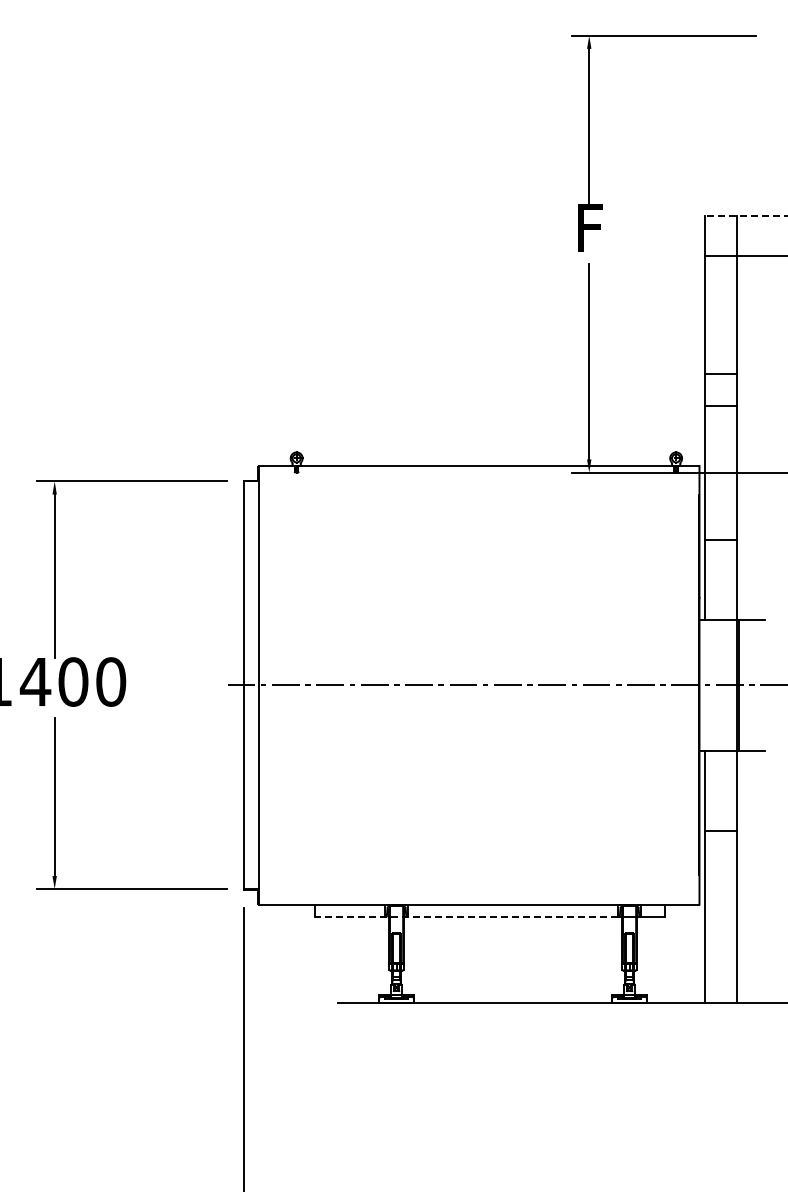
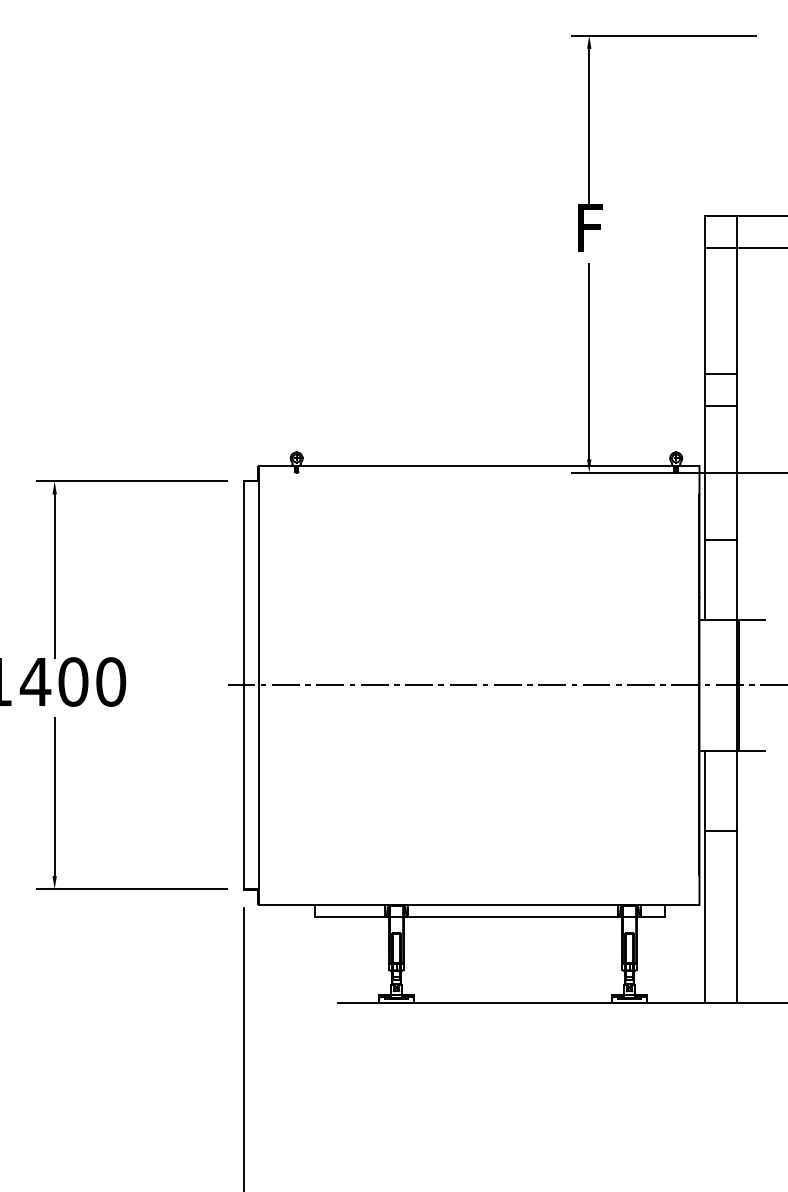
line: dashed -> solid (746, 216)
line position: (744, 256) -> (744, 248) (744, 248)
line: dashed -> solid (465, 917)
